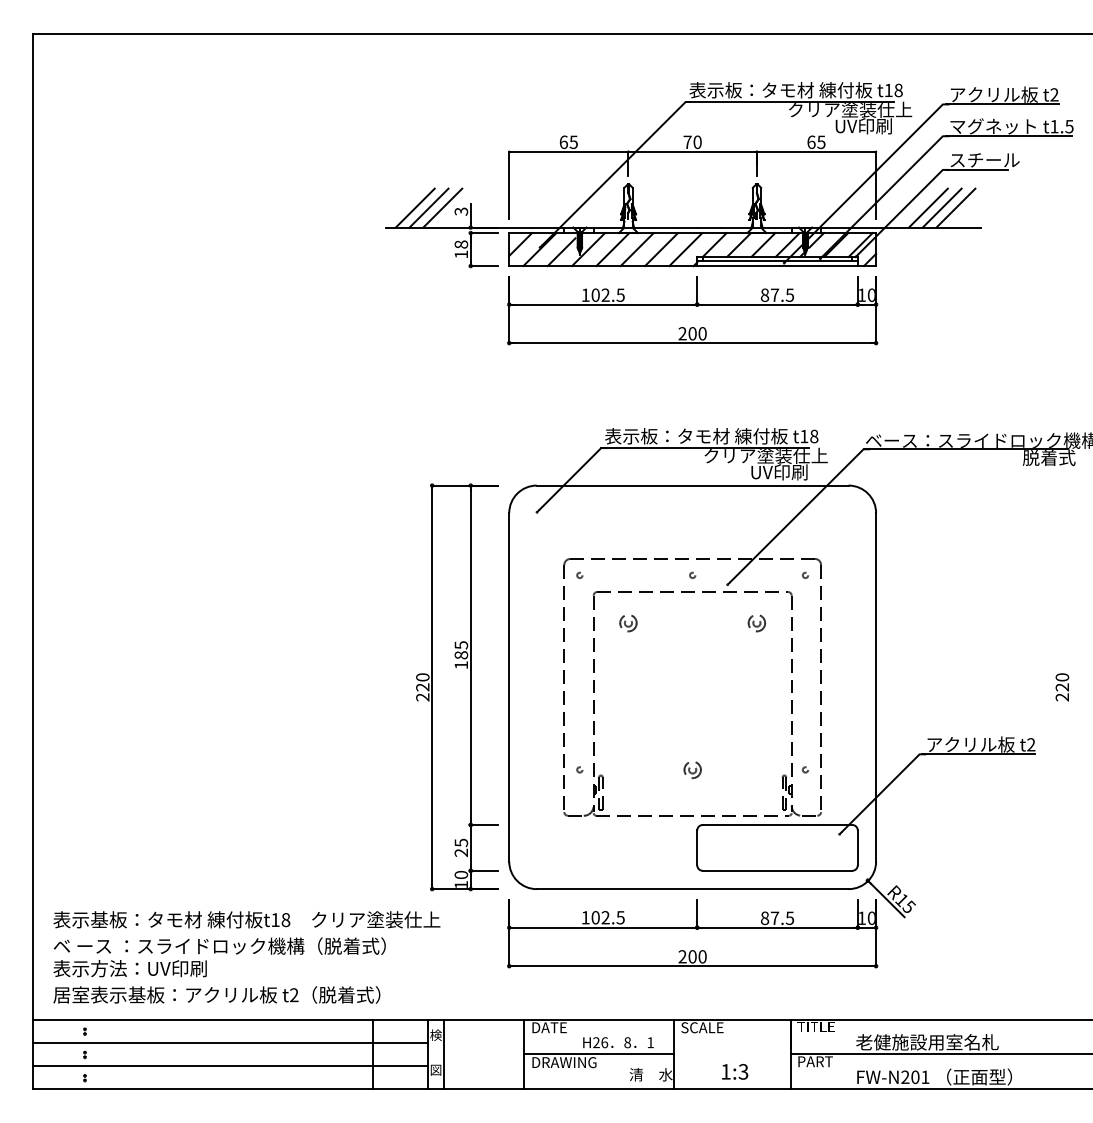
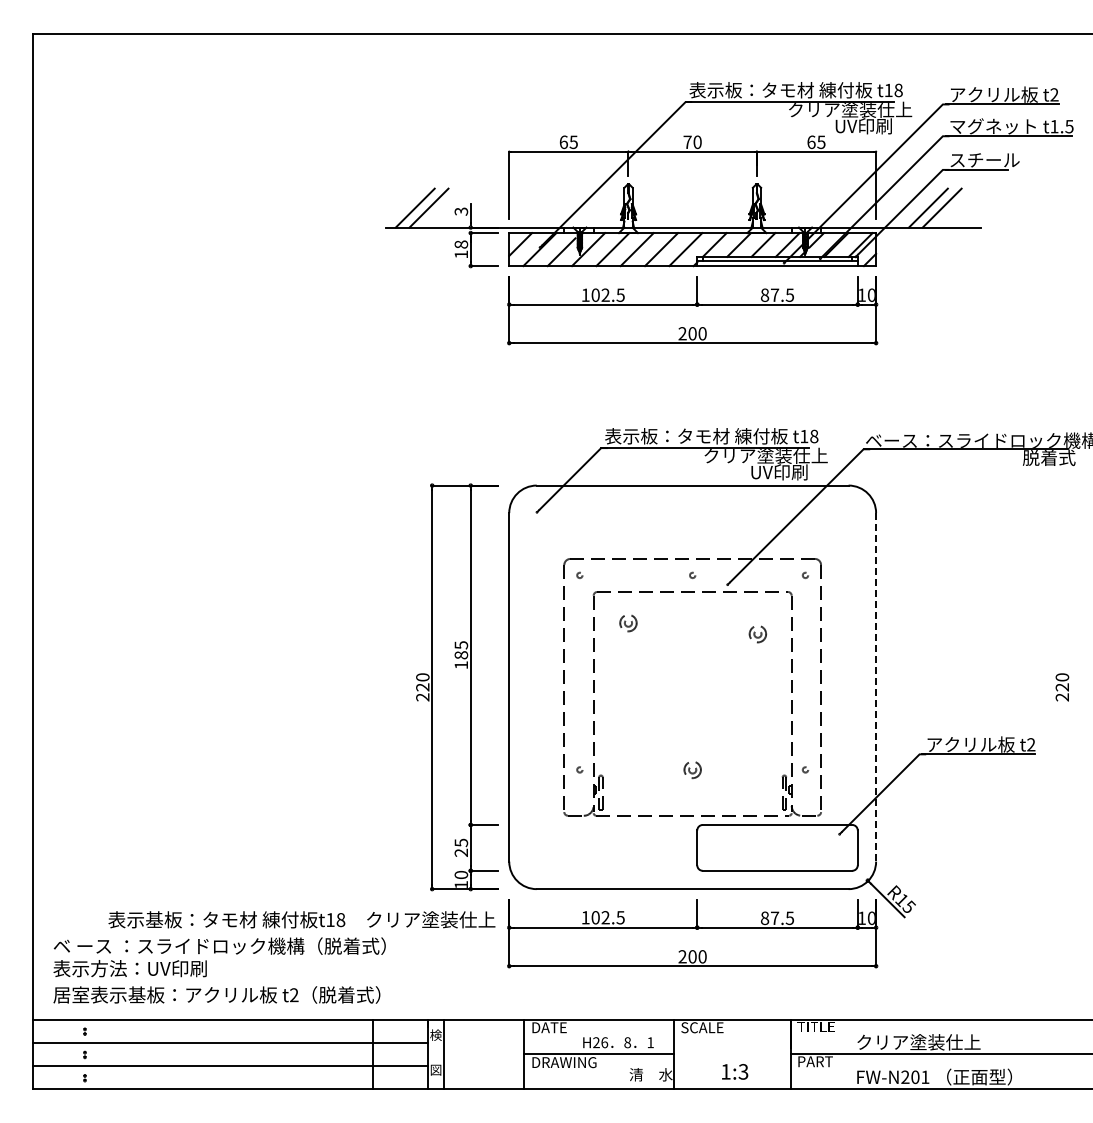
line: present -> none (442, 207)
line: present -> none (955, 207)
part position: (756, 623) -> (757, 634) (757, 634)
line: solid -> dashed (876, 687)
text position: (246, 919) -> (301, 919) (301, 919)
text: 老健施設用室名札 -> クリア塗装仕上 (927, 1042)
